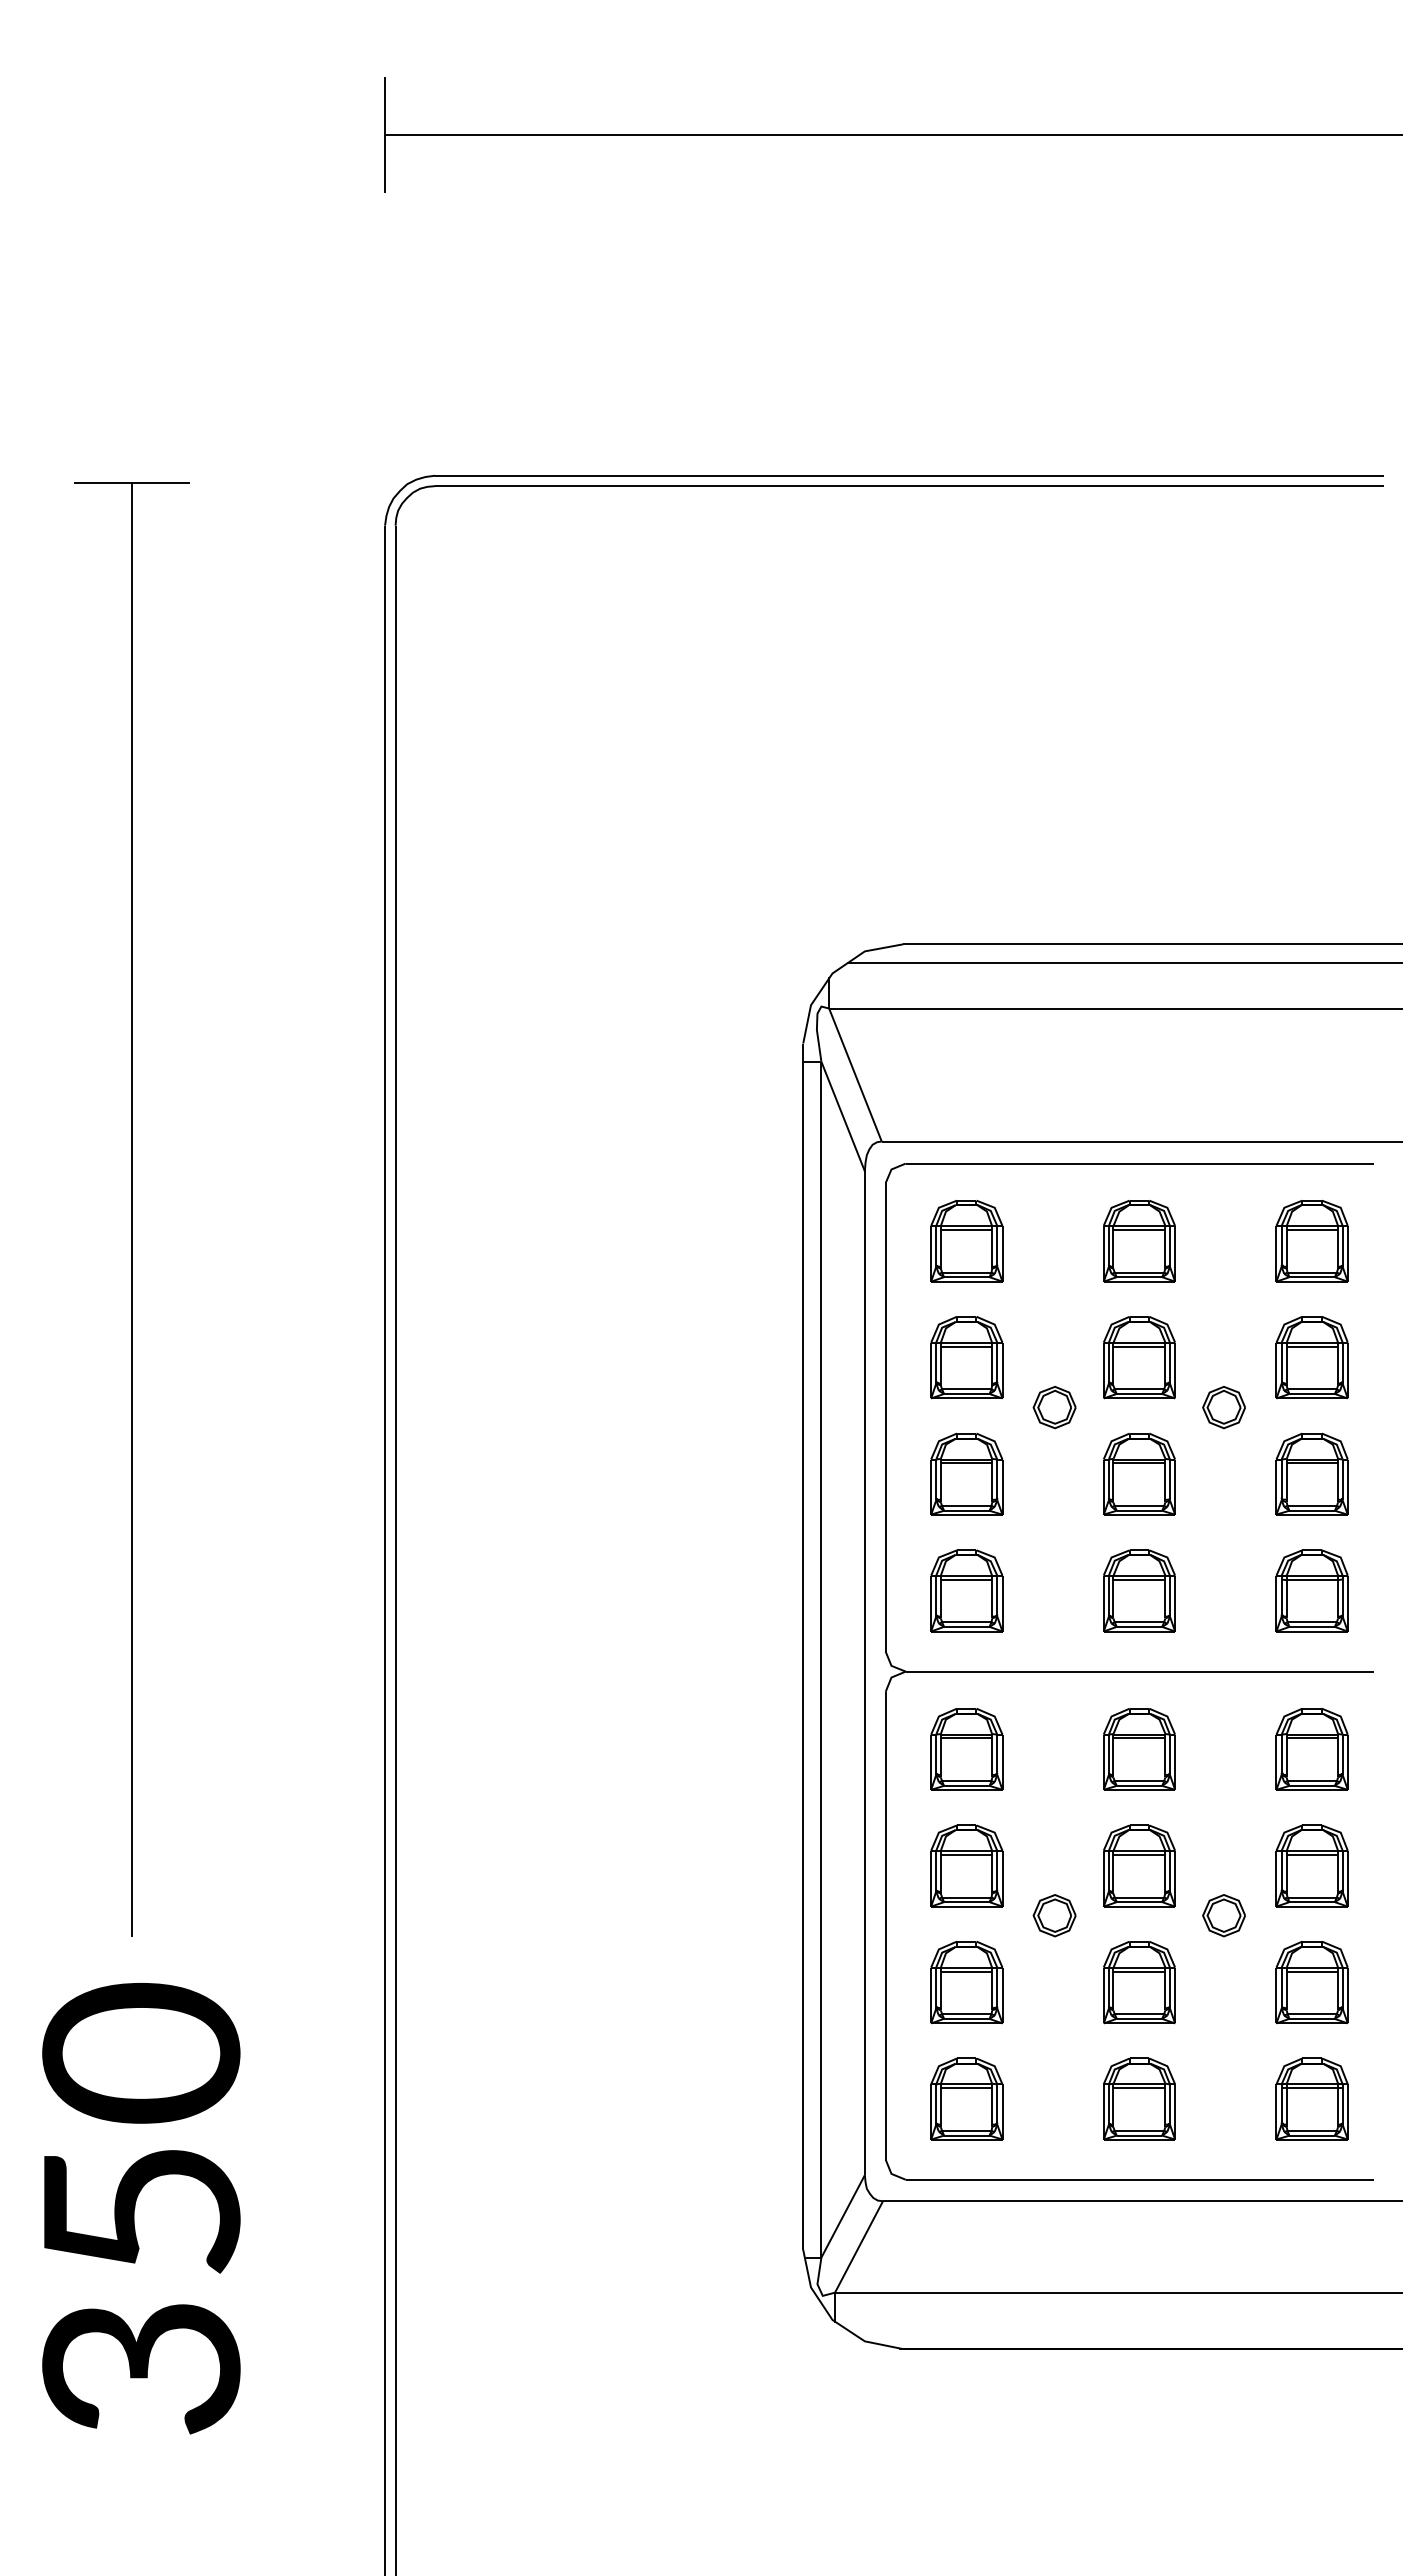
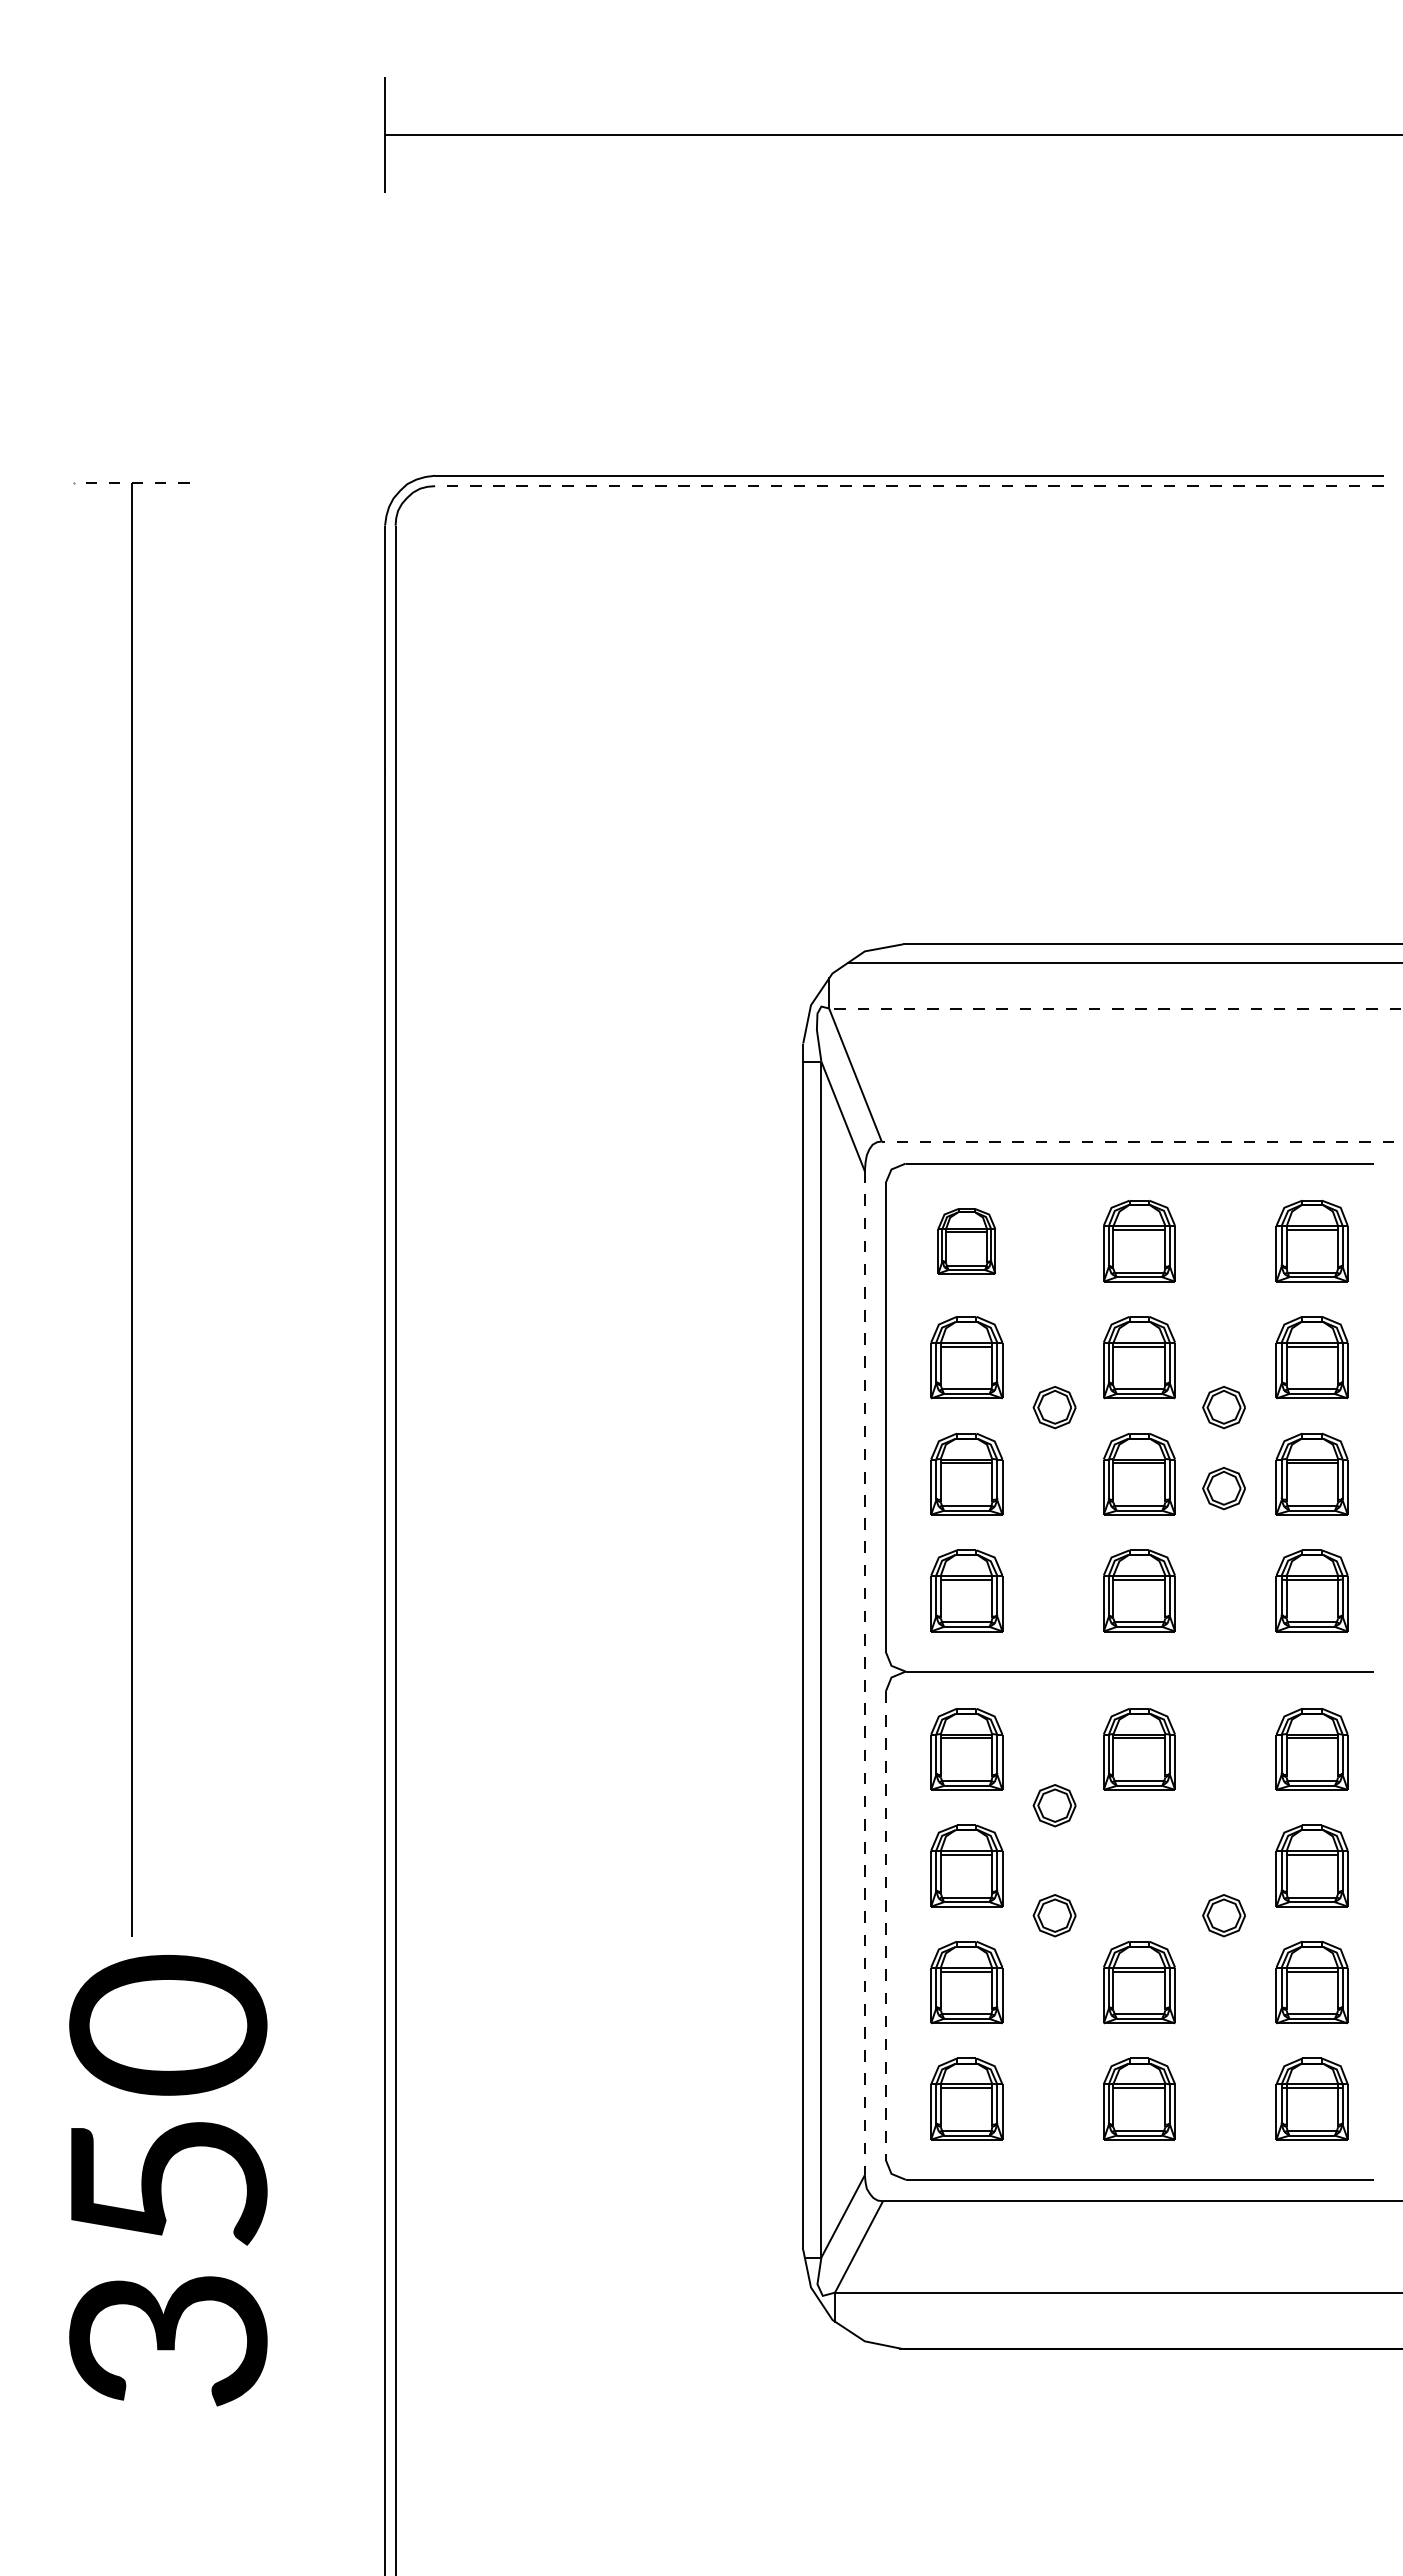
line: solid -> dashed (131, 483)
line: solid -> dashed (908, 486)
line: solid -> dashed (1115, 1008)
line: solid -> dashed (1141, 1141)
part size: 74x83 px -> 59x67 px (966, 1241)
part: none -> present (1223, 1488)
line: solid -> dashed (864, 1673)
part: none -> present (1054, 1805)
part: present -> none (1139, 1865)
line: solid -> dashed (885, 1925)
text position: (141, 2208) -> (168, 2180) (168, 2180)
